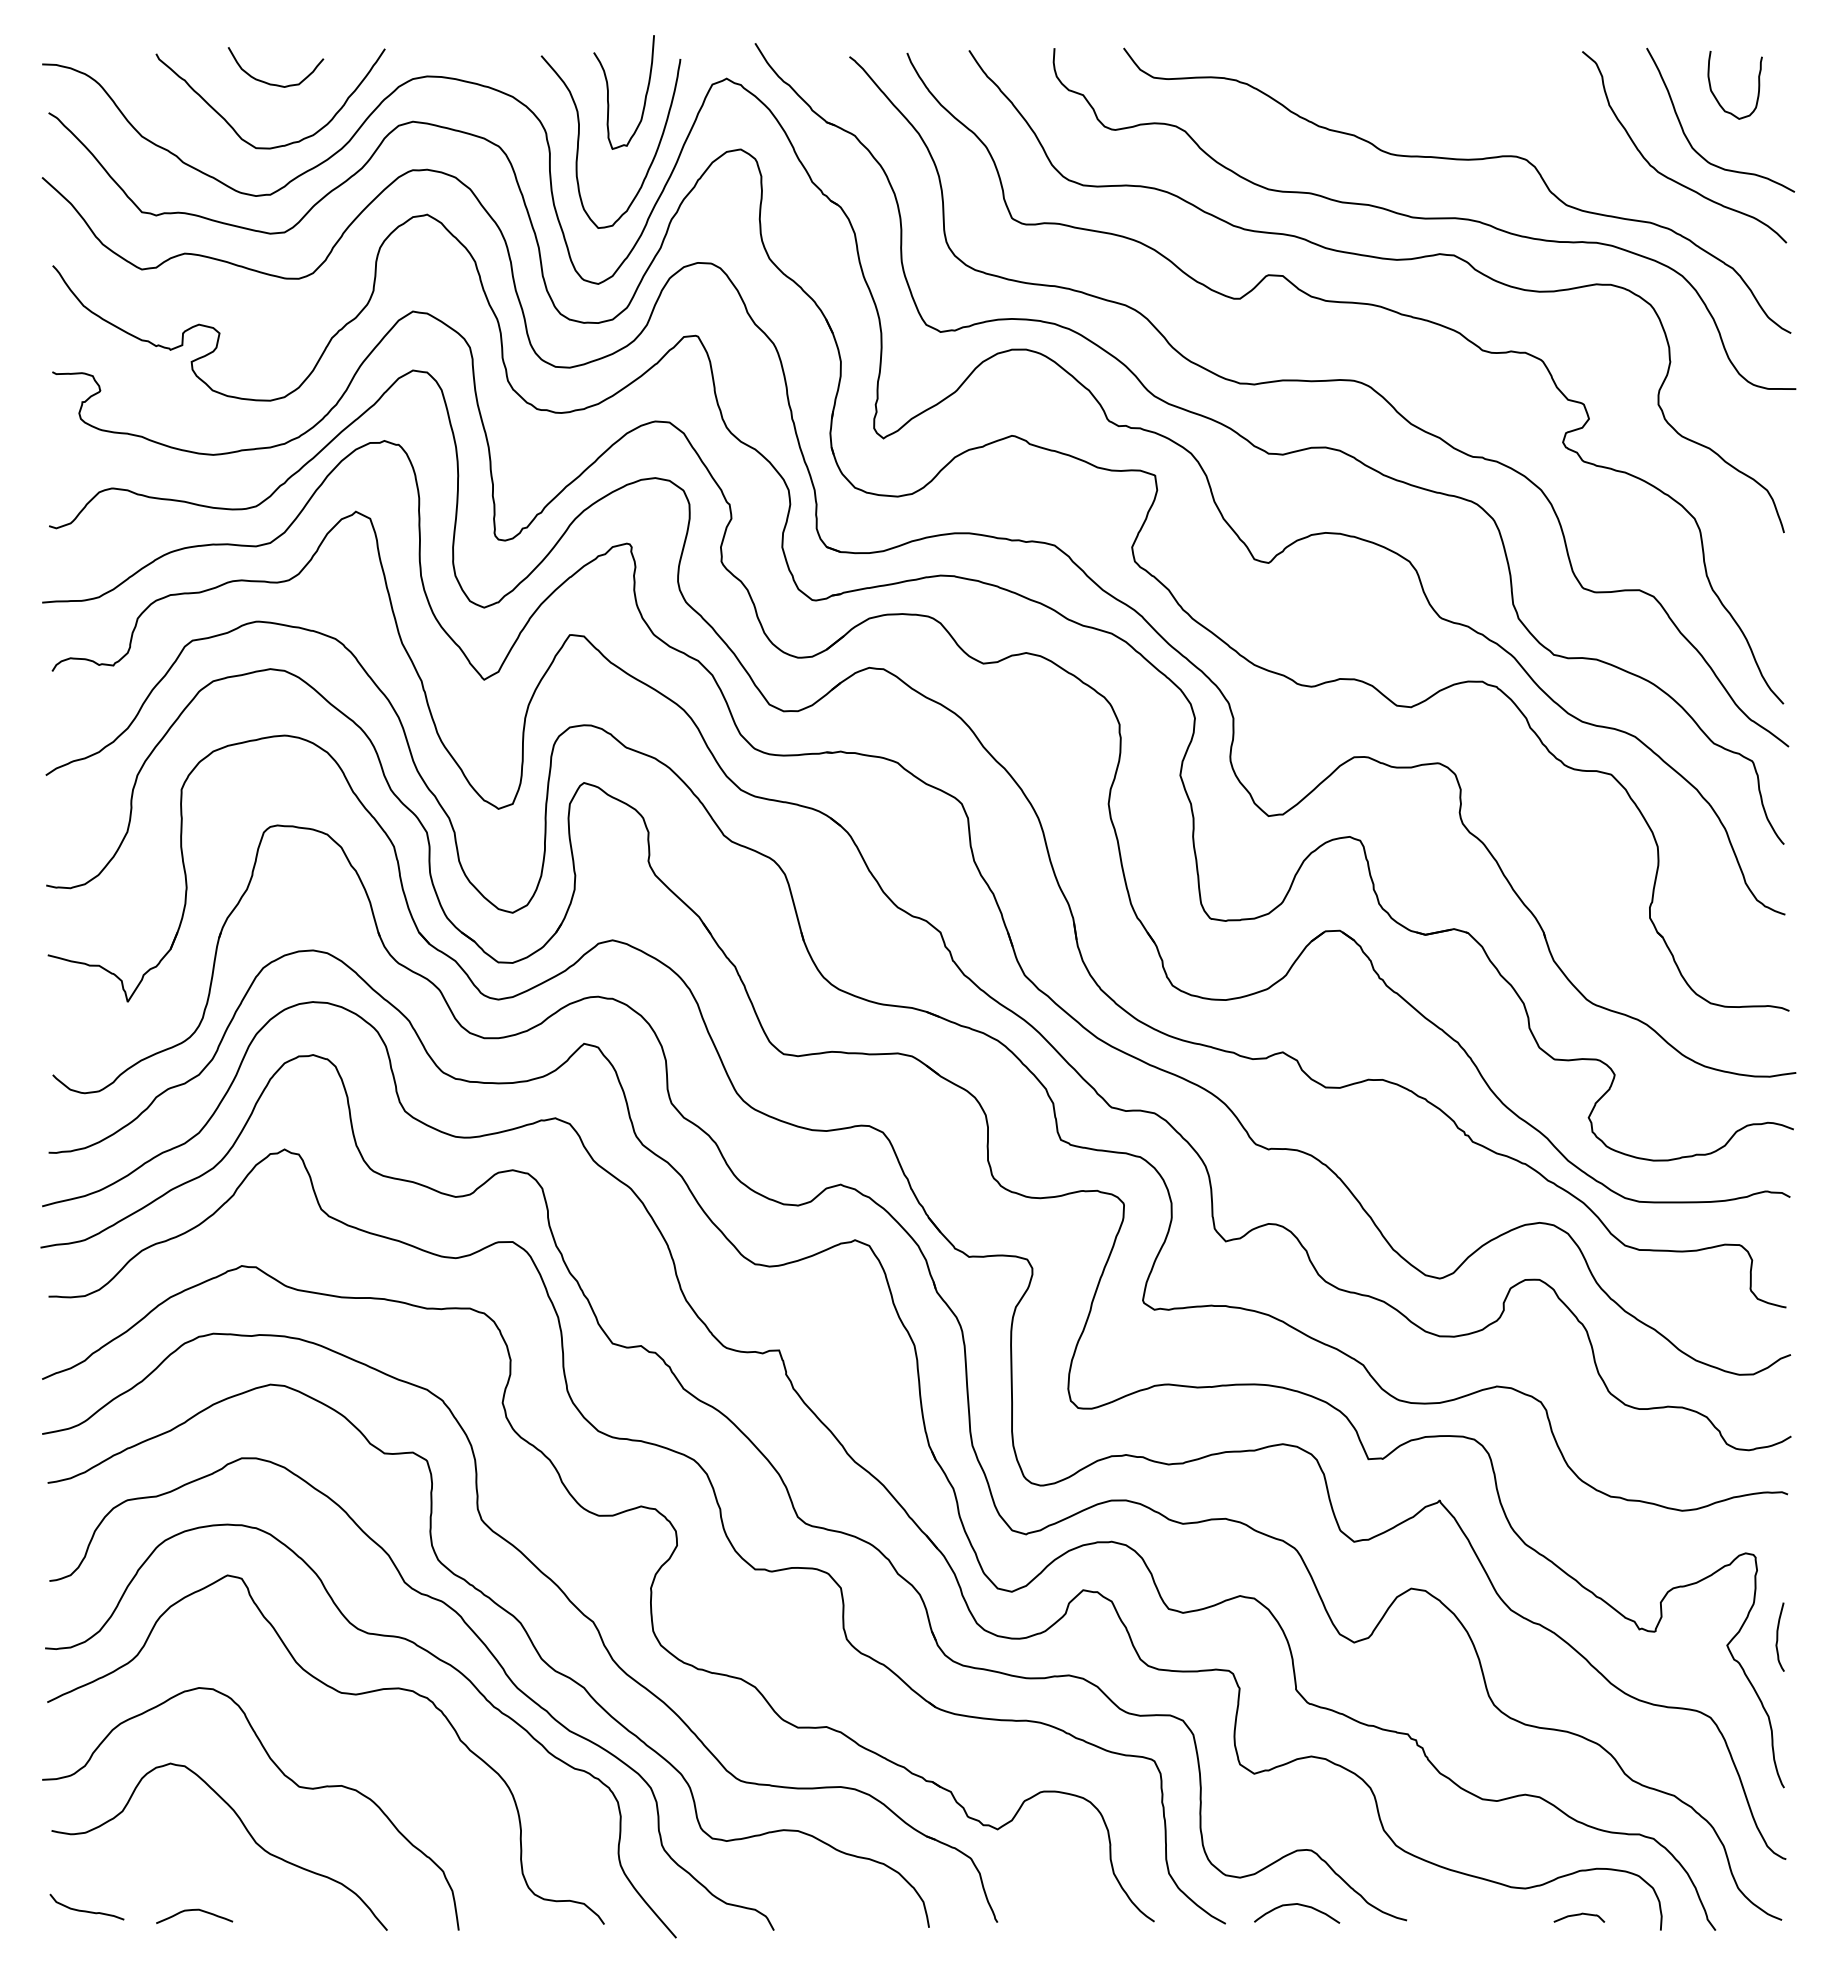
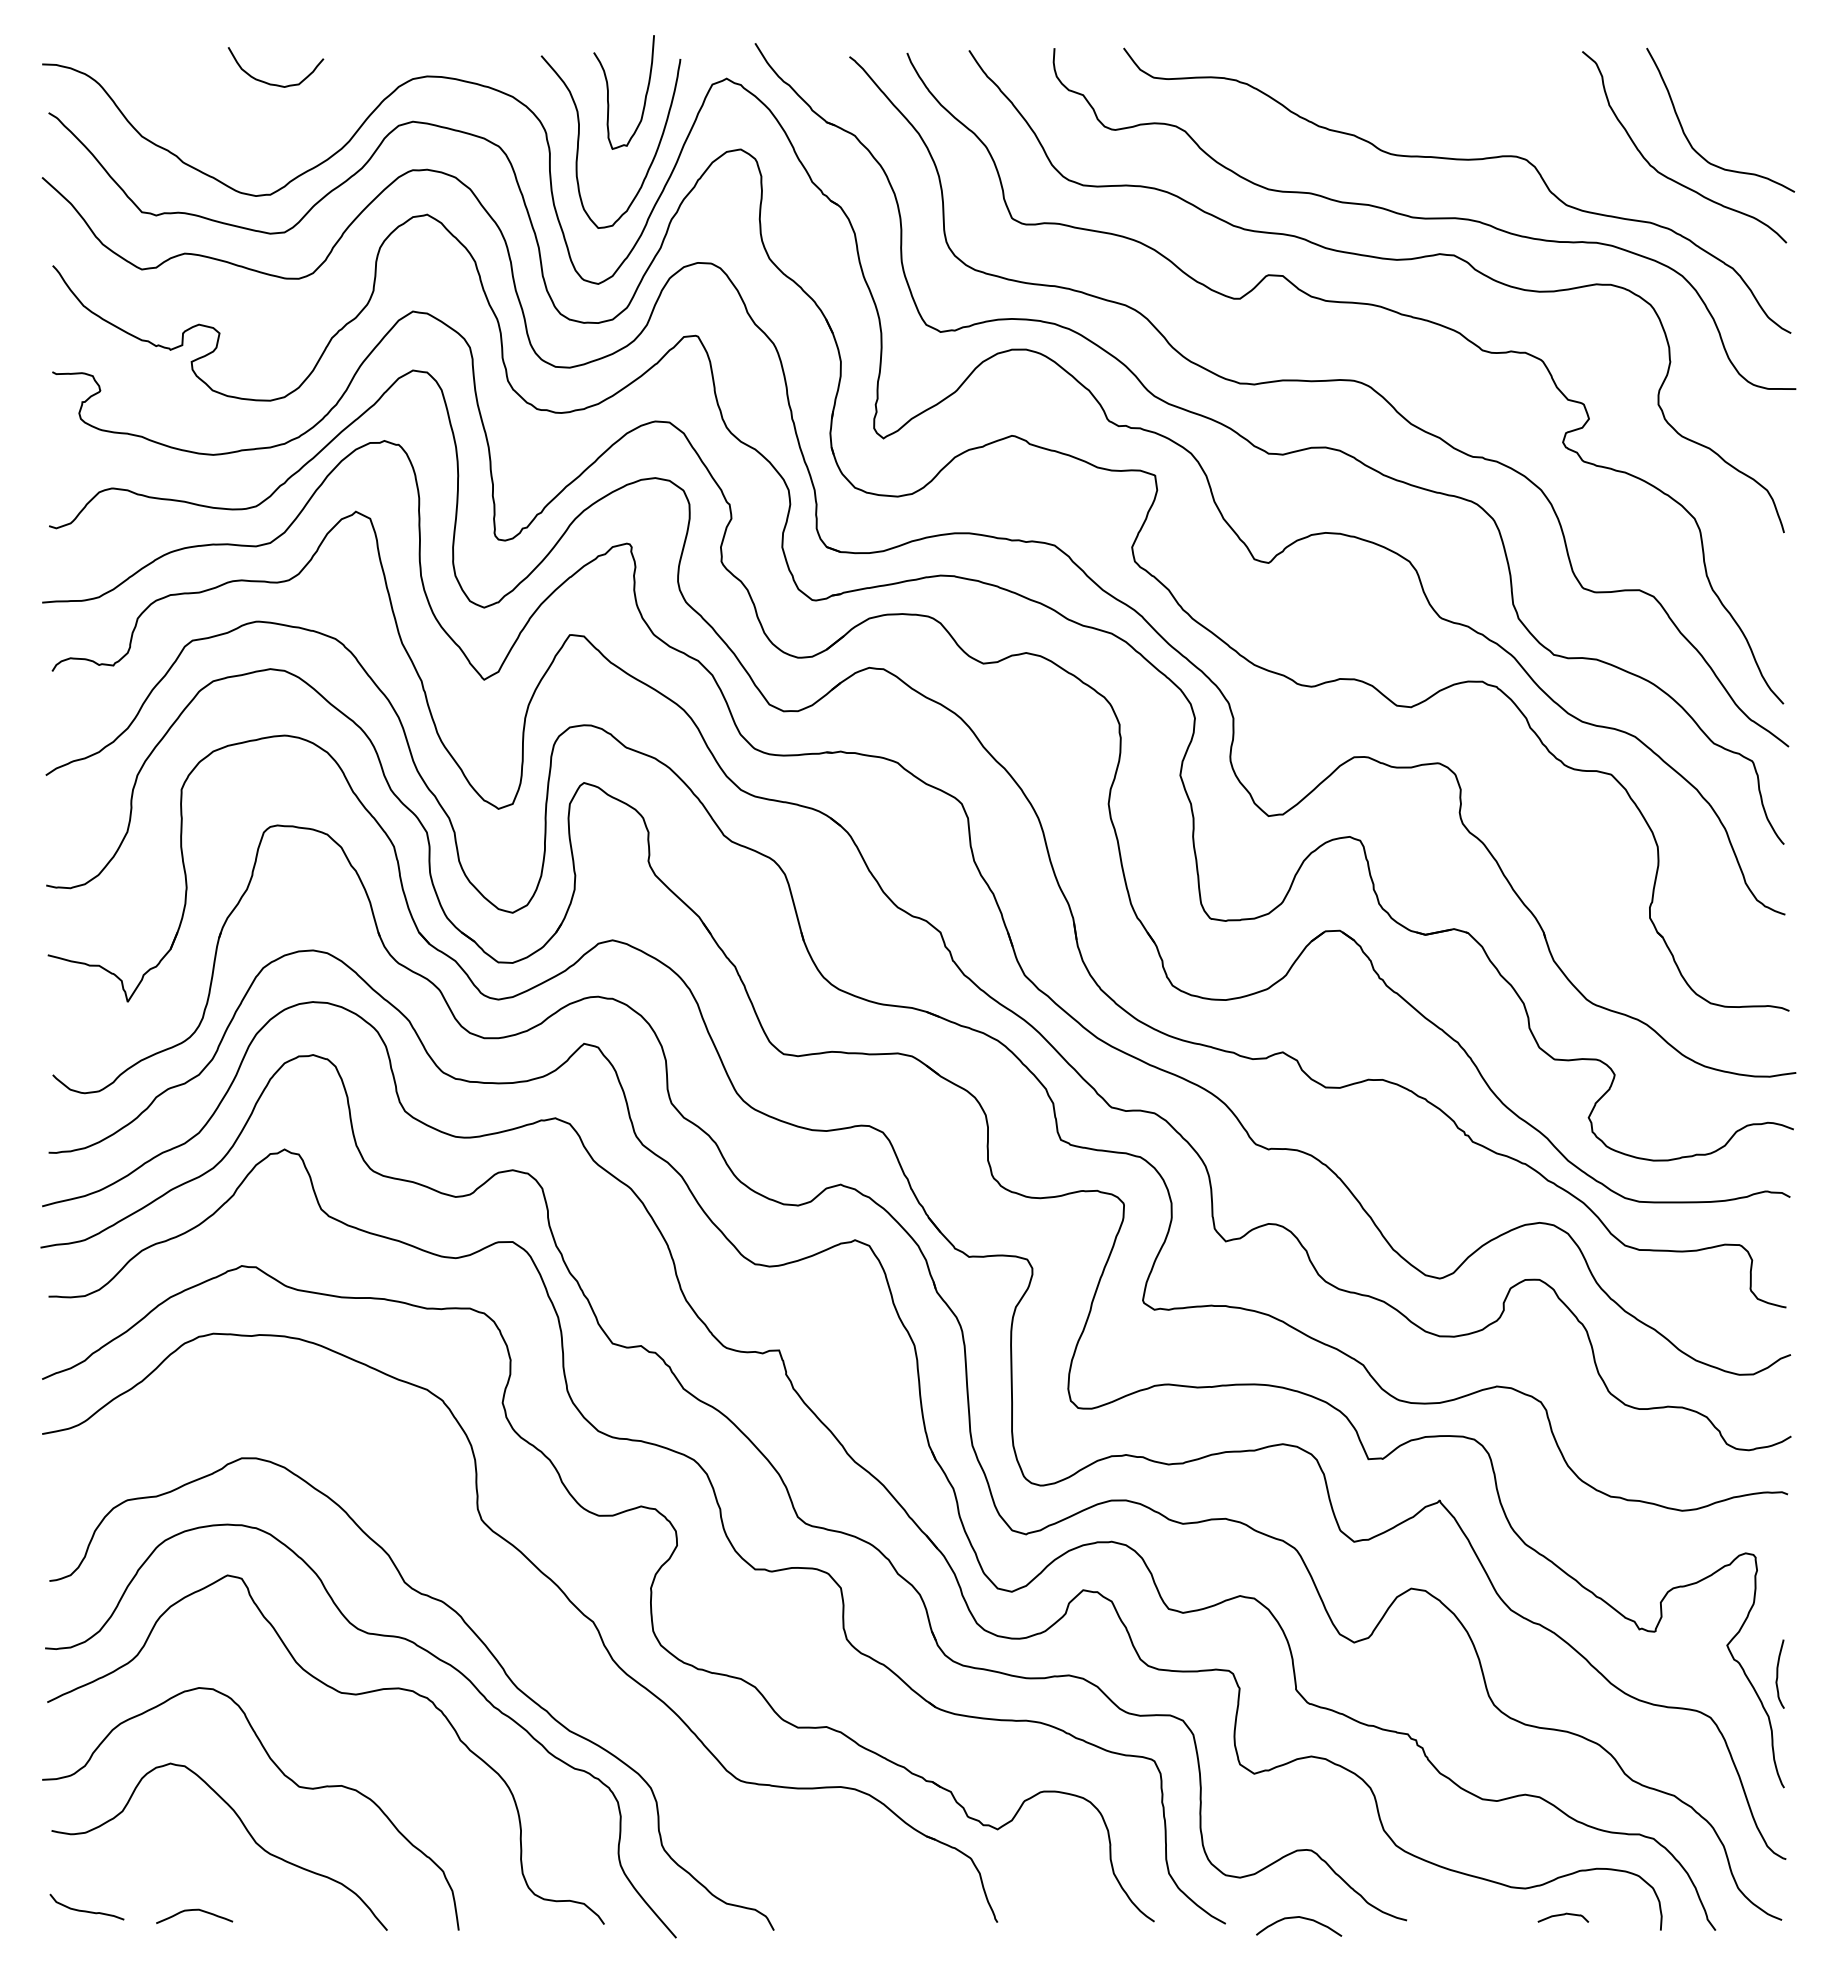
curve: present -> none (1715, 95)
curve: present -> none (234, 128)
curve: present -> none (524, 1631)
curve position: (1778, 1636) -> (1778, 1673) (1778, 1673)
curve position: (1298, 1905) -> (1300, 1918) (1300, 1918)
curve position: (1579, 1915) -> (1563, 1915) (1563, 1915)
